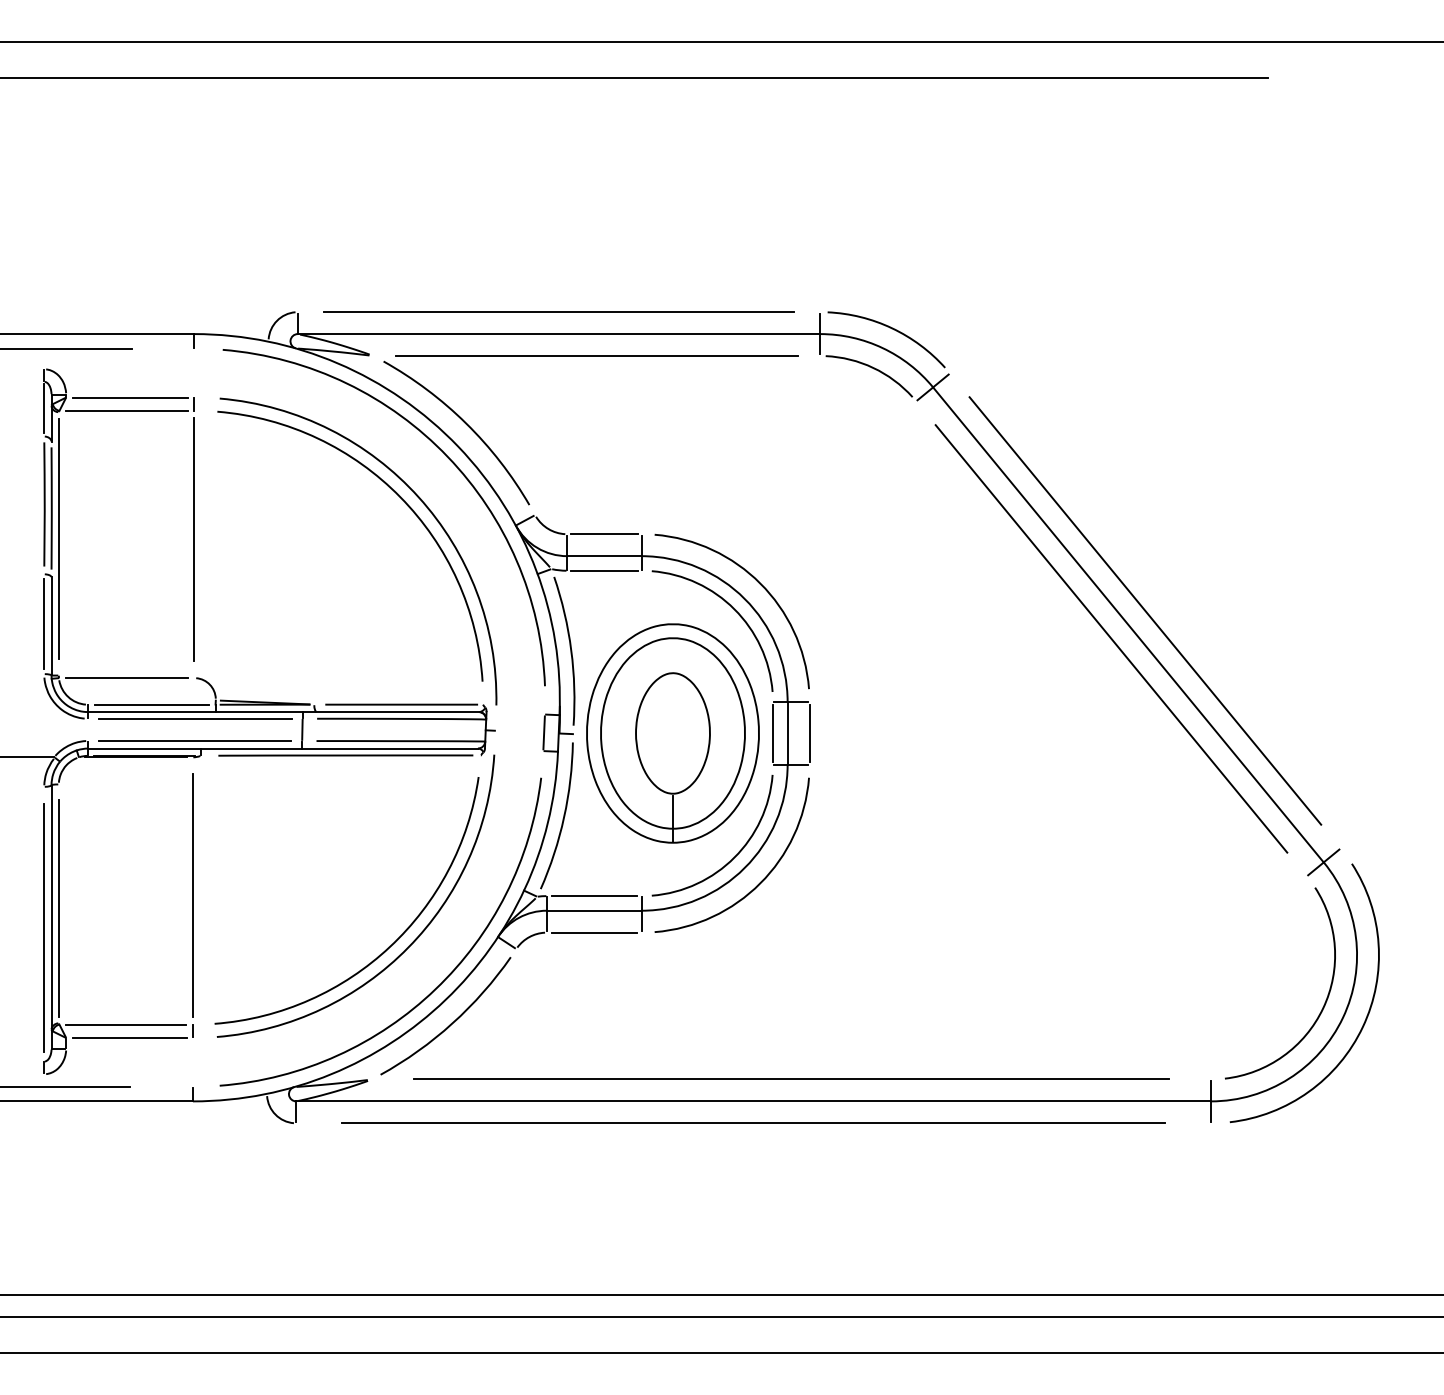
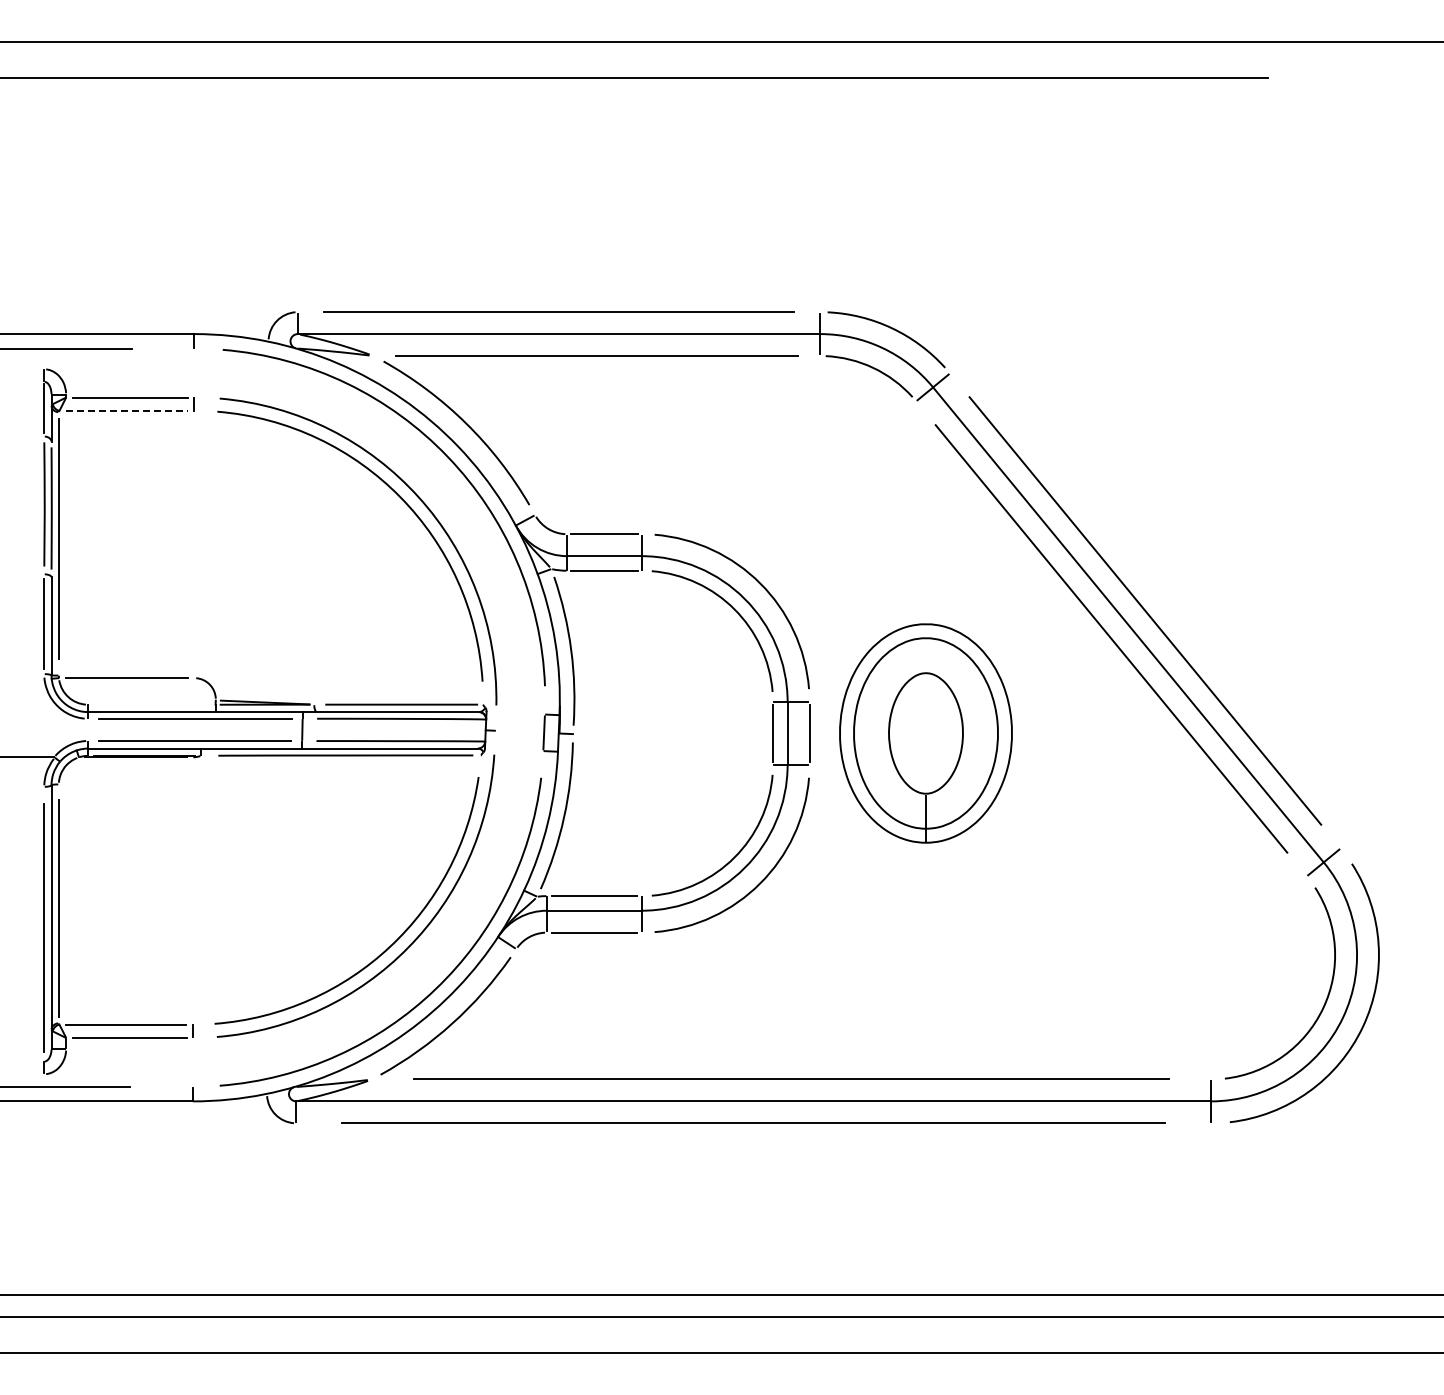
line: solid -> dashed (127, 410)
line: present -> none (194, 539)
line: present -> none (151, 704)
part position: (672, 733) -> (925, 733) (925, 733)
line: present -> none (192, 895)
